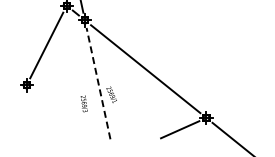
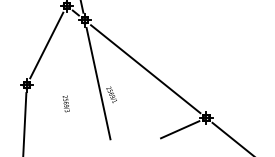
line: dashed -> solid (98, 83)
text position: (83, 103) -> (65, 103) (65, 103)
line: none -> present (24, 123)
